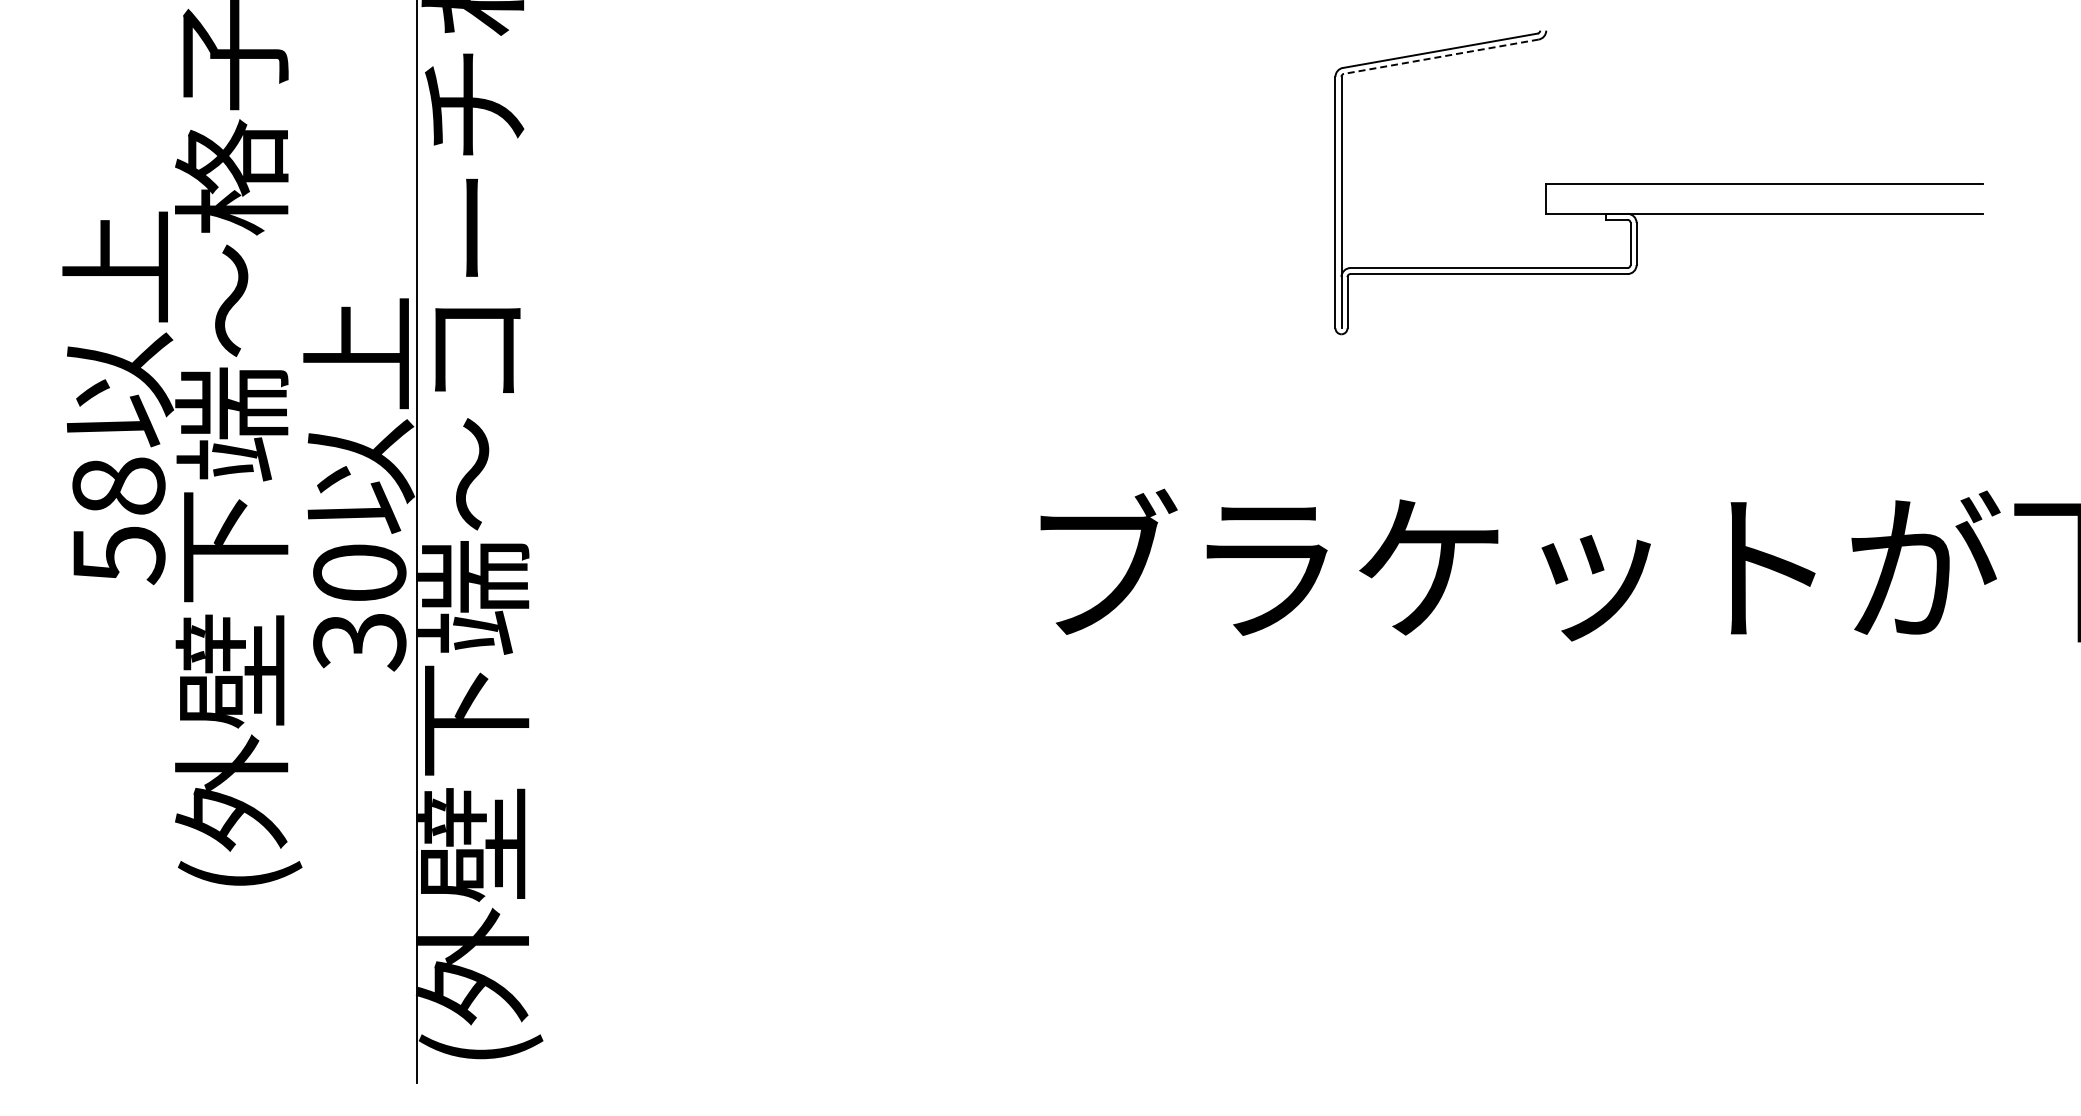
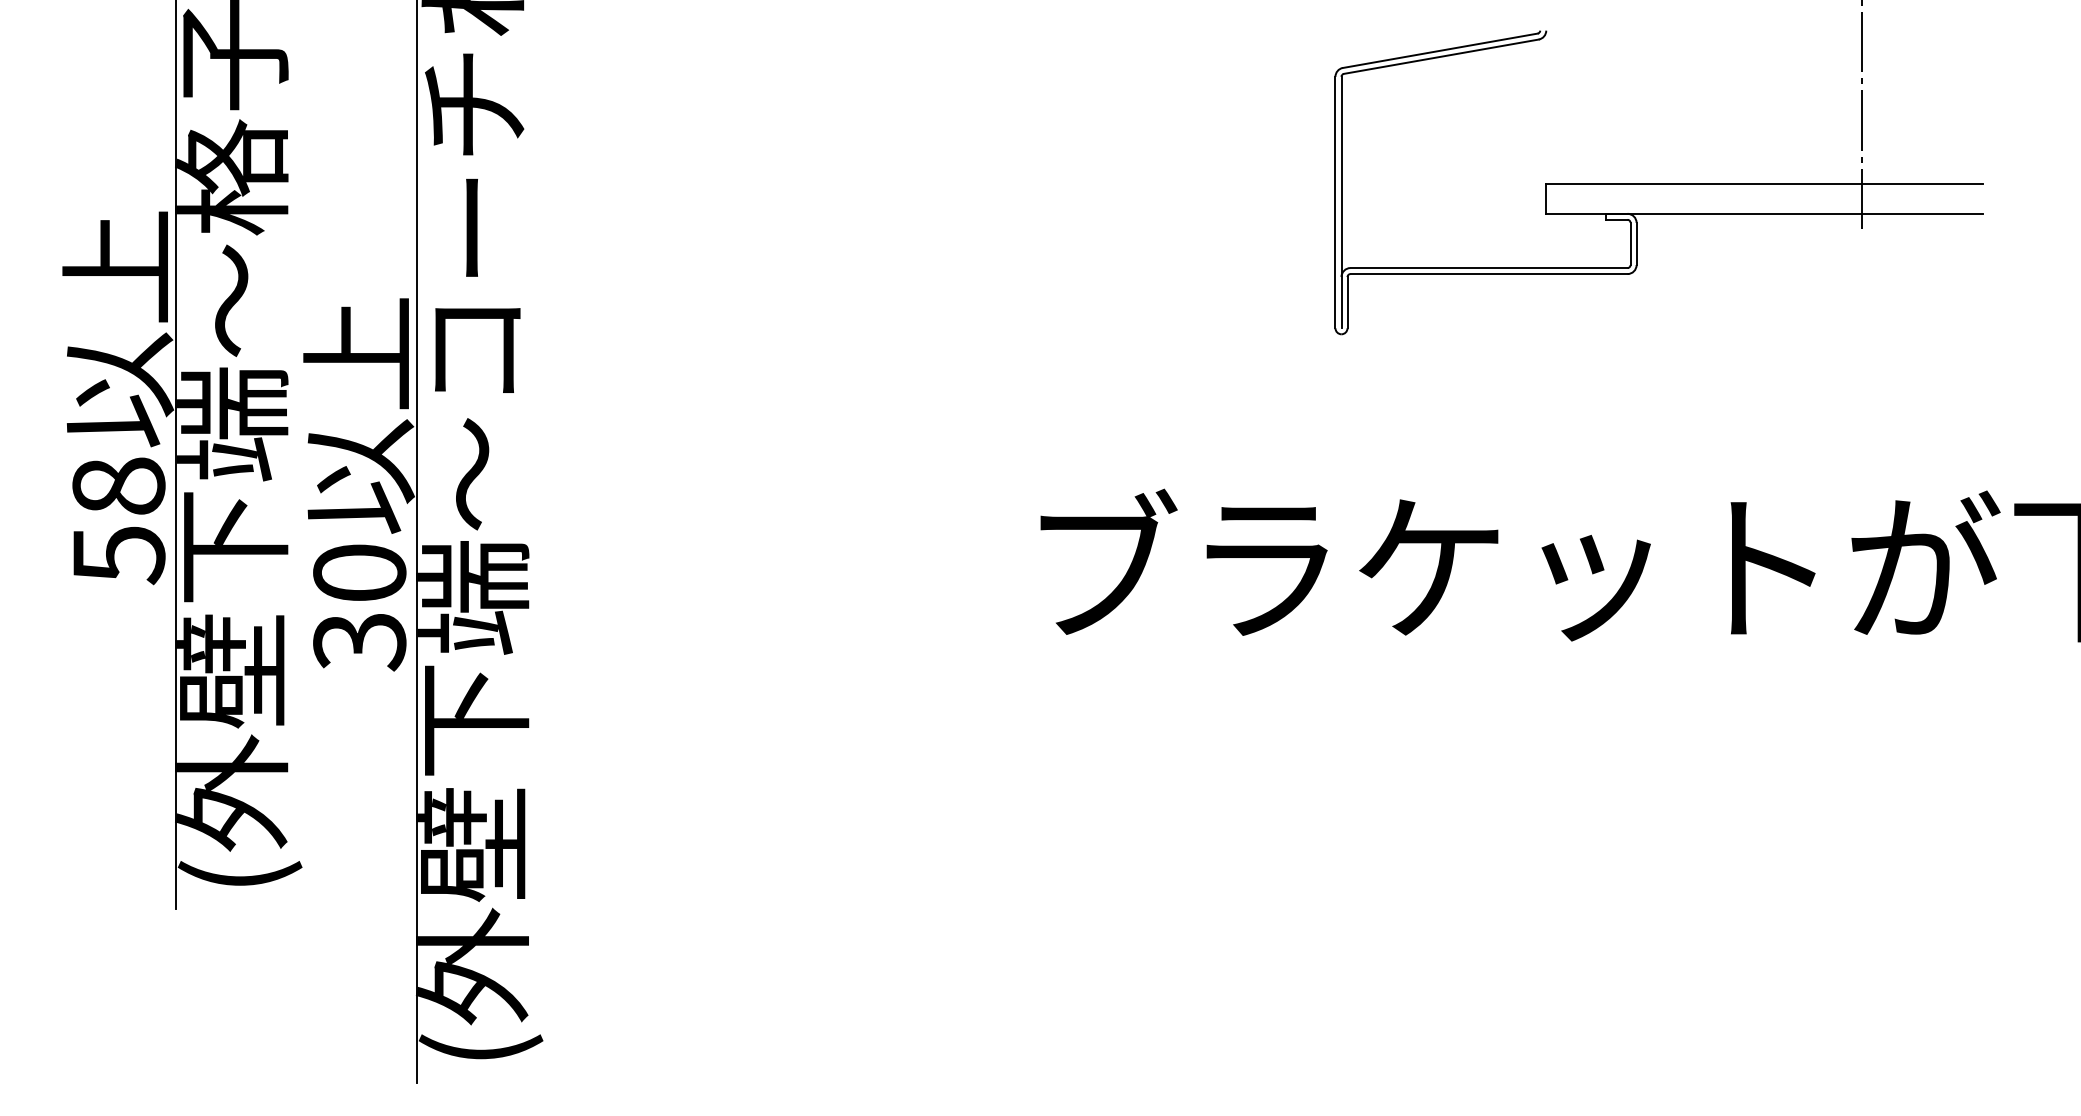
line: dashed -> solid (1441, 56)
line: none -> present (1862, 115)
line: none -> present (176, 455)
